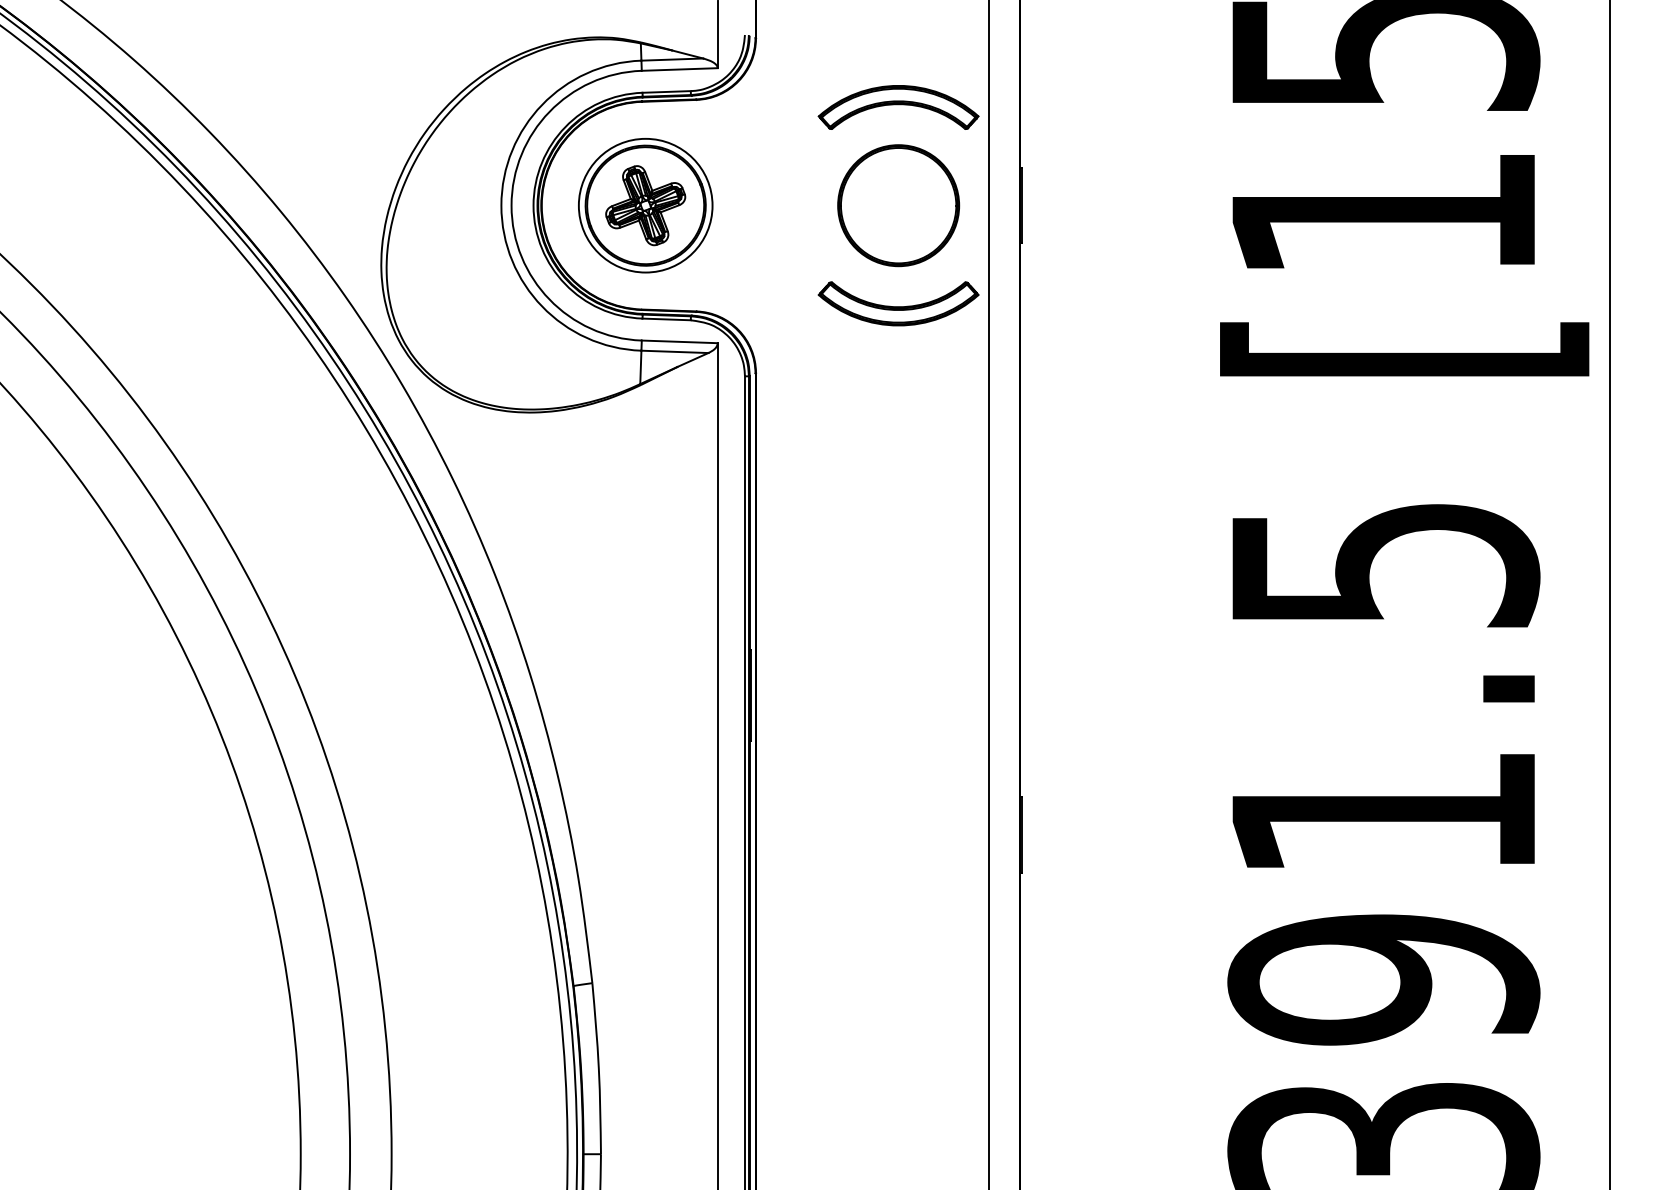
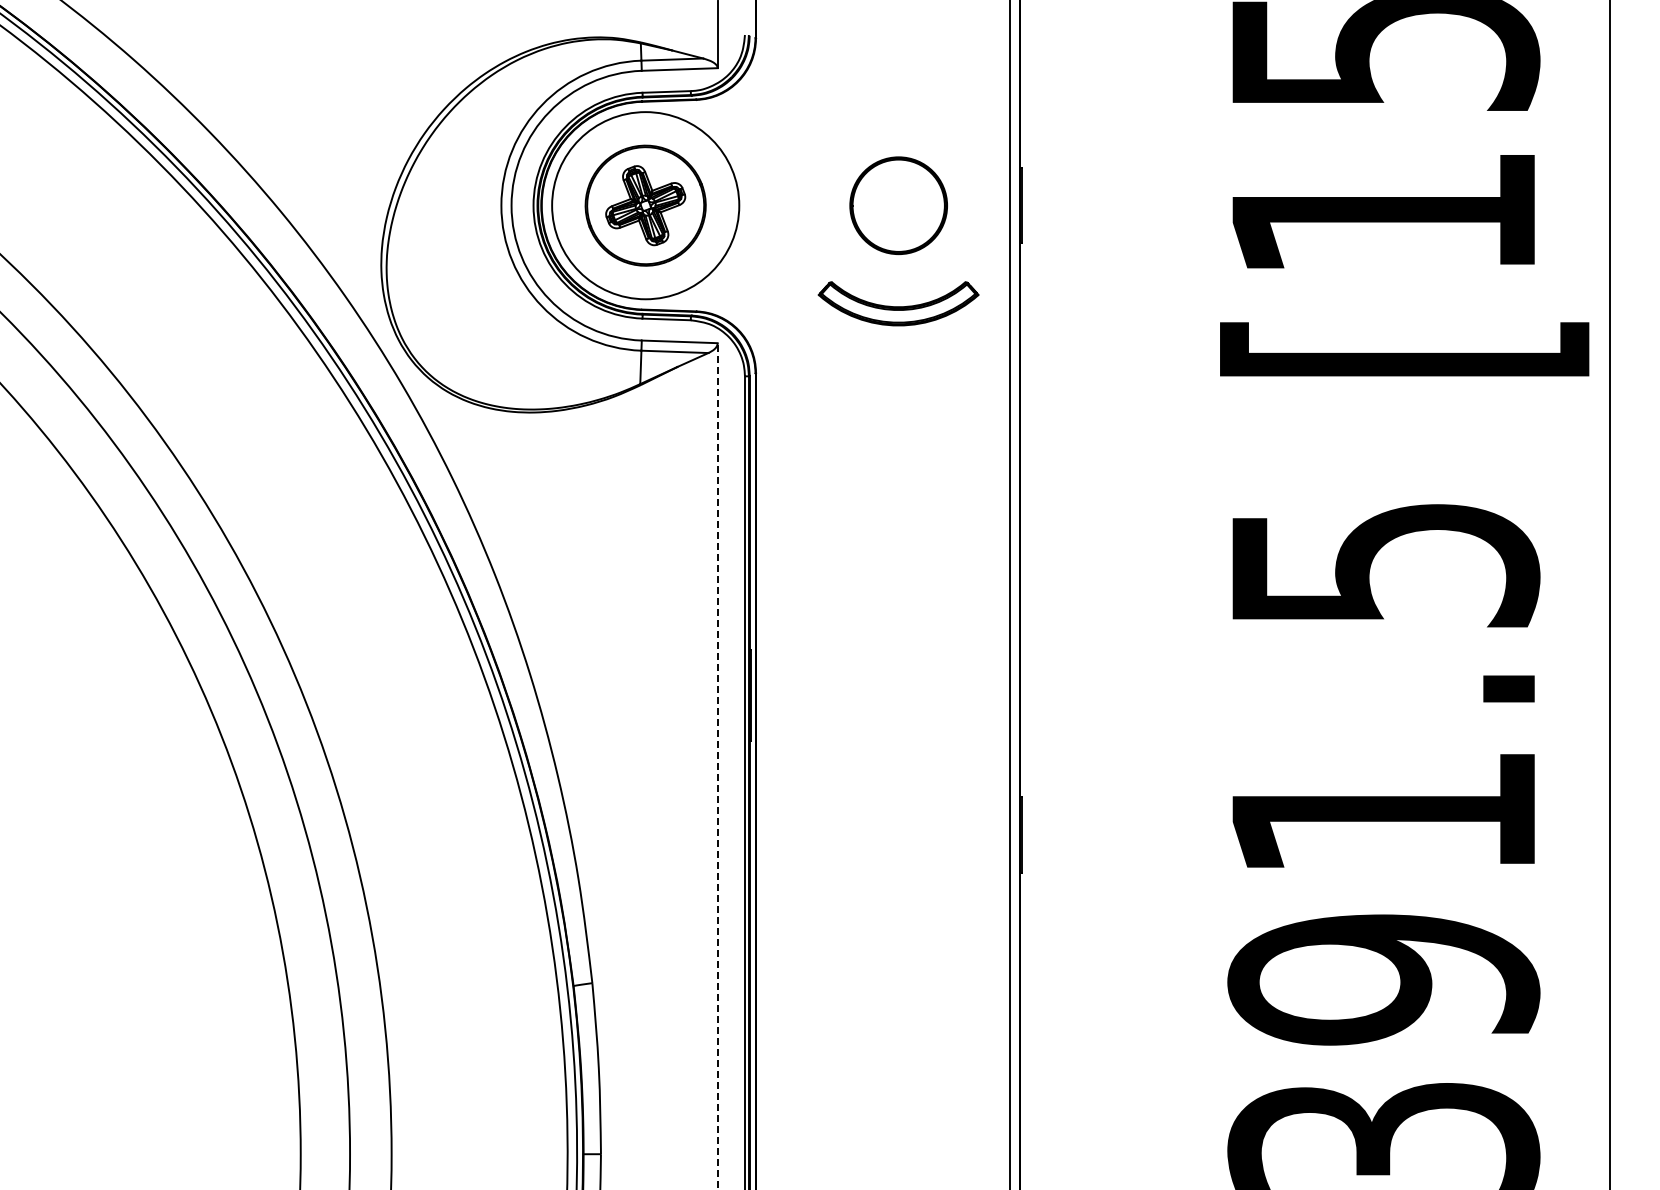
part: present -> none (898, 107)
circle diameter: 134 px -> 187 px (645, 205)
part size: 124x124 px -> 99x100 px (898, 205)
line position: (988, 594) -> (1009, 594) (1009, 594)
line: solid -> dashed (717, 766)
